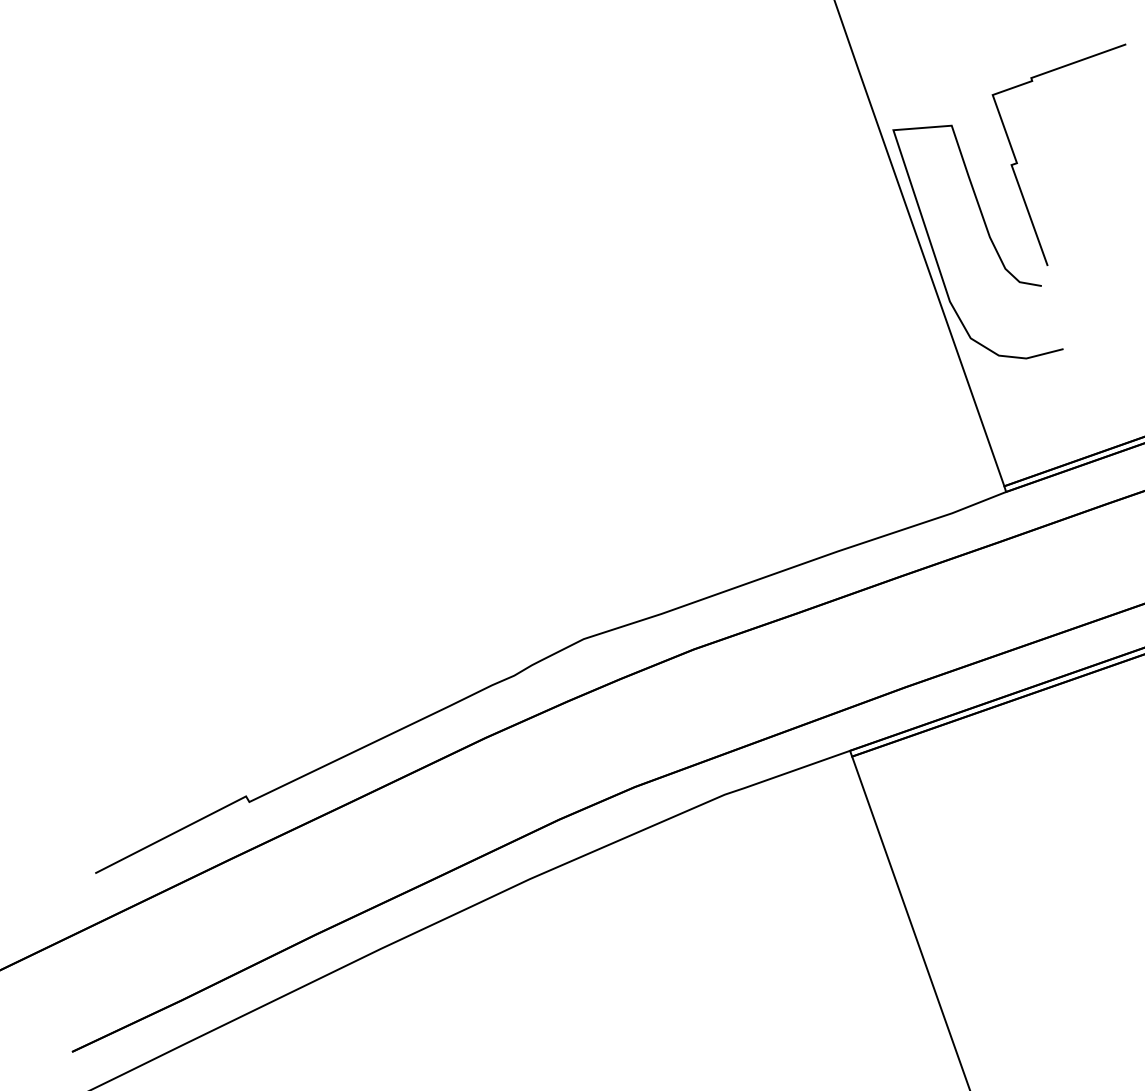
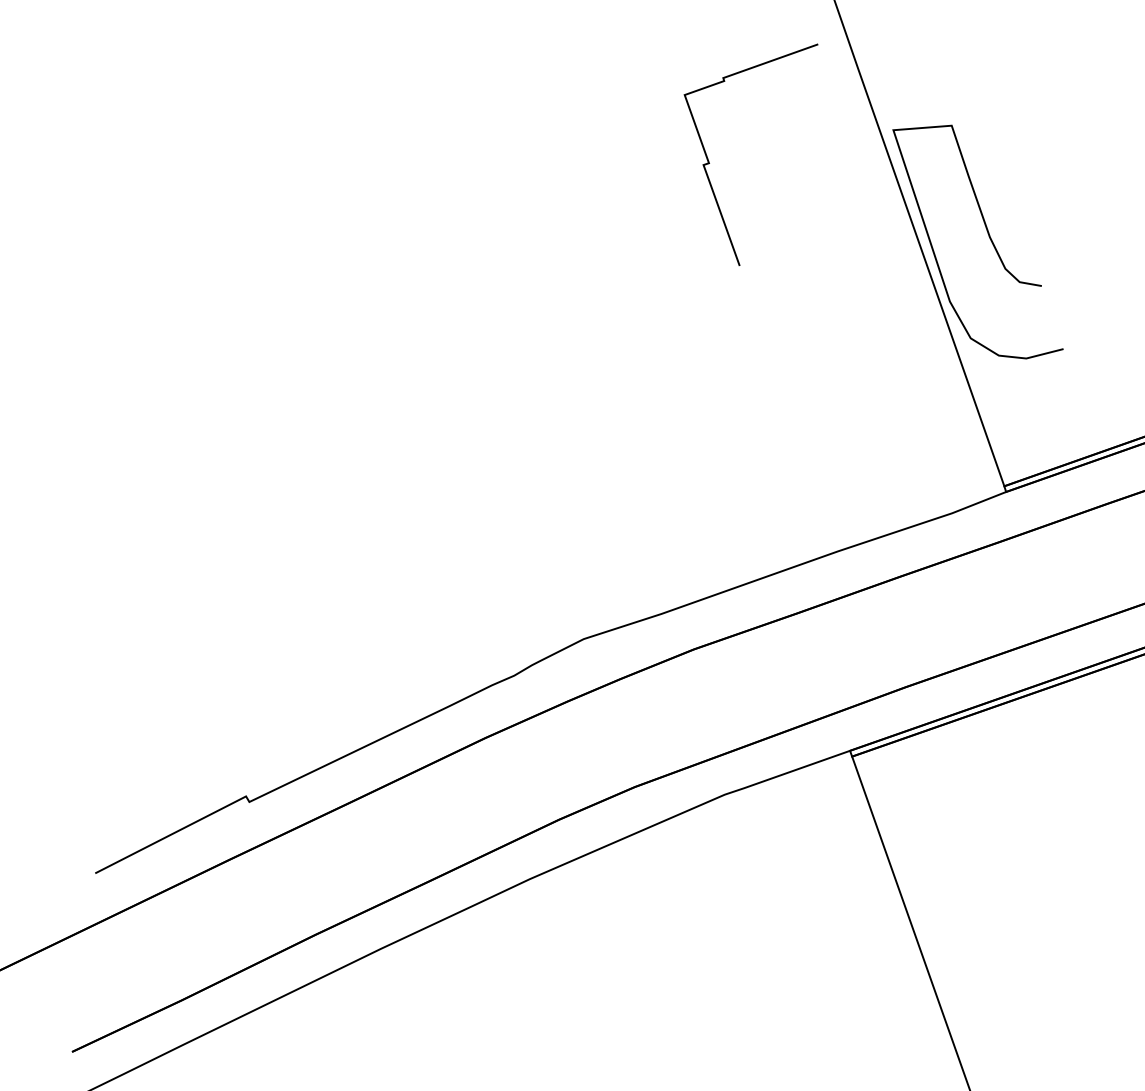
curve position: (1017, 161) -> (709, 161) (709, 161)
